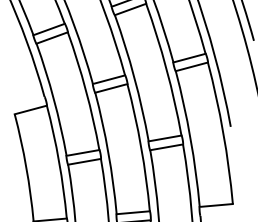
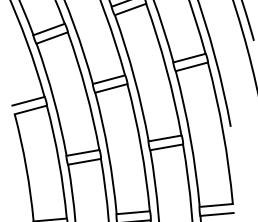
line: none -> present (28, 100)
line: none -> present (216, 214)
